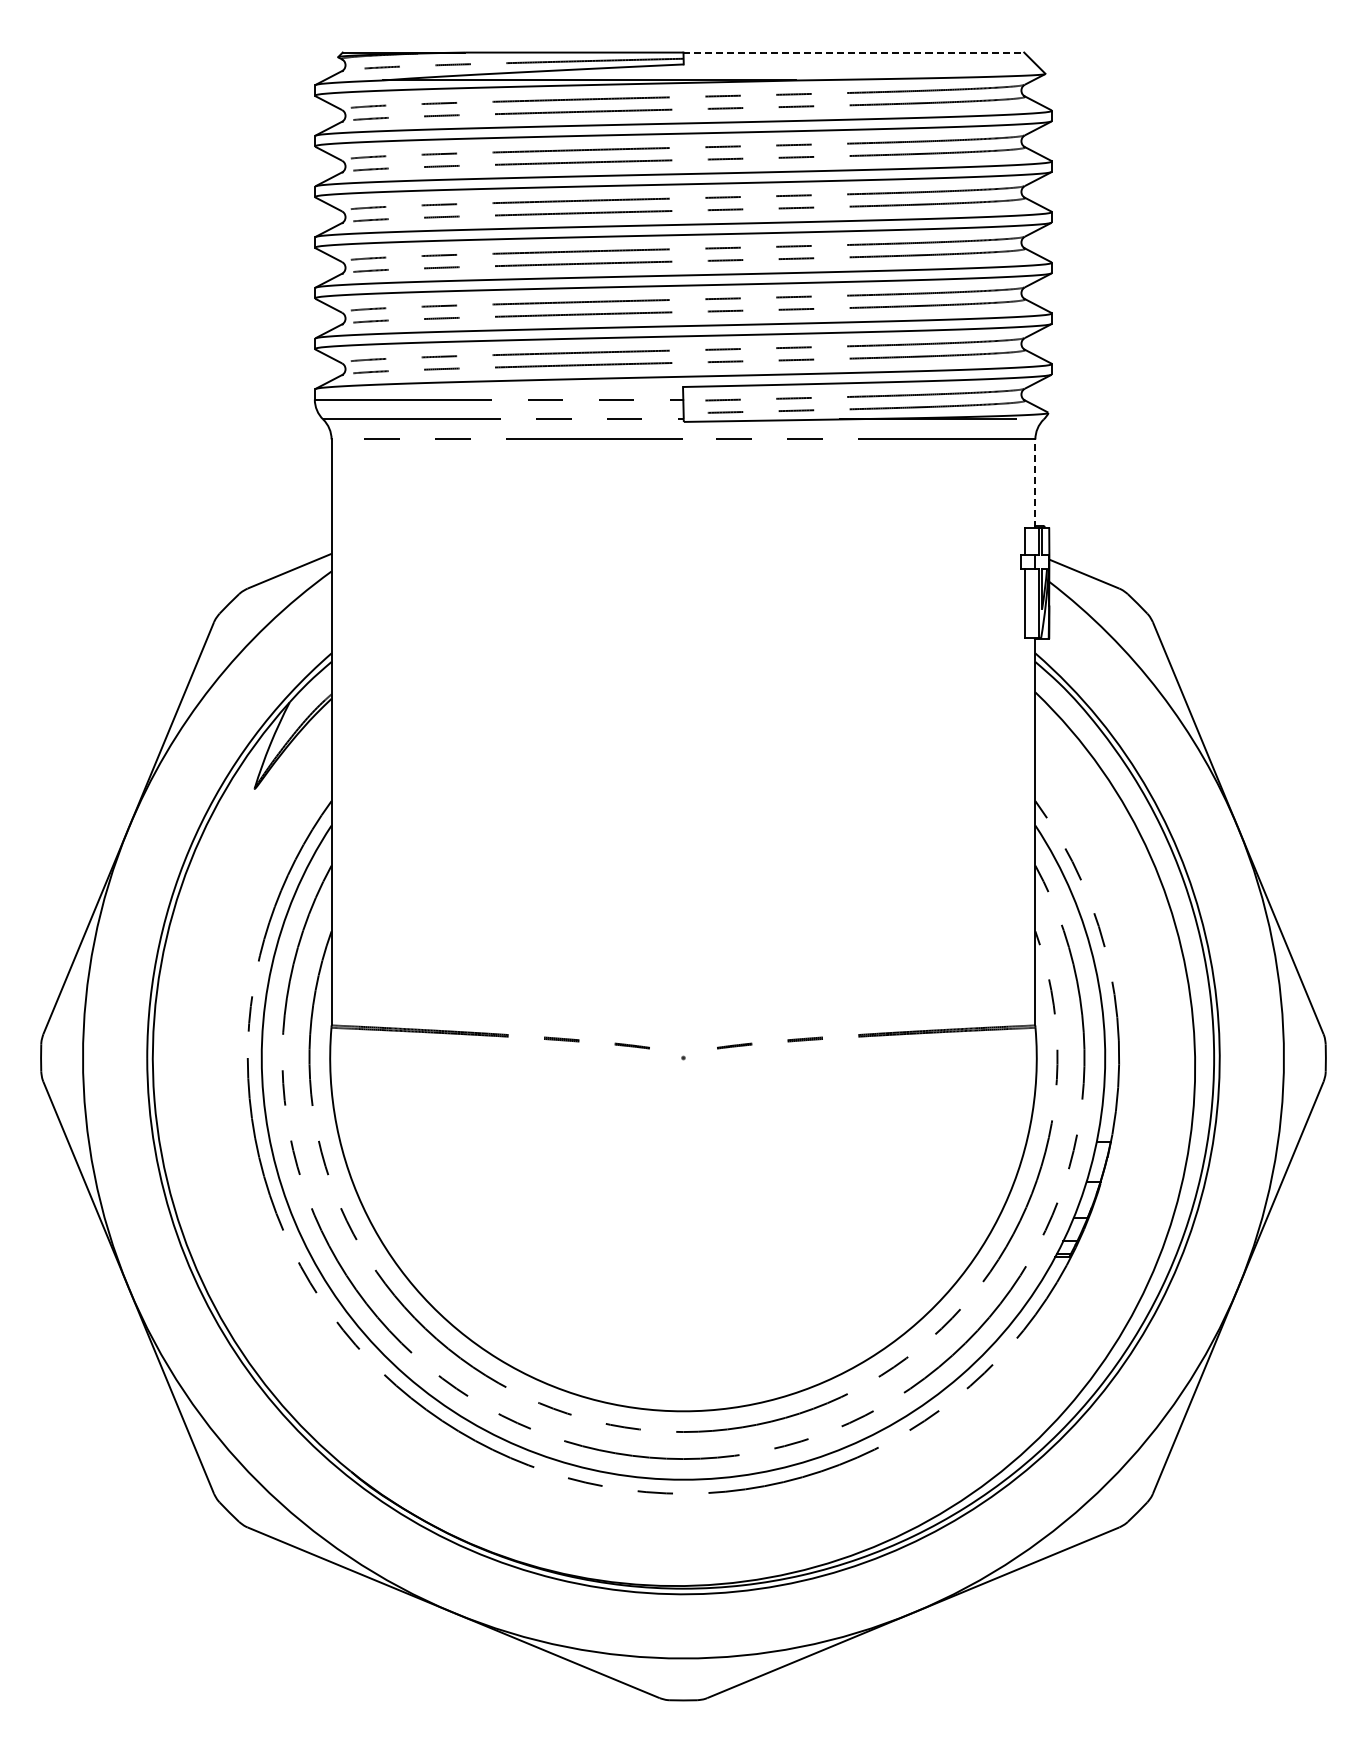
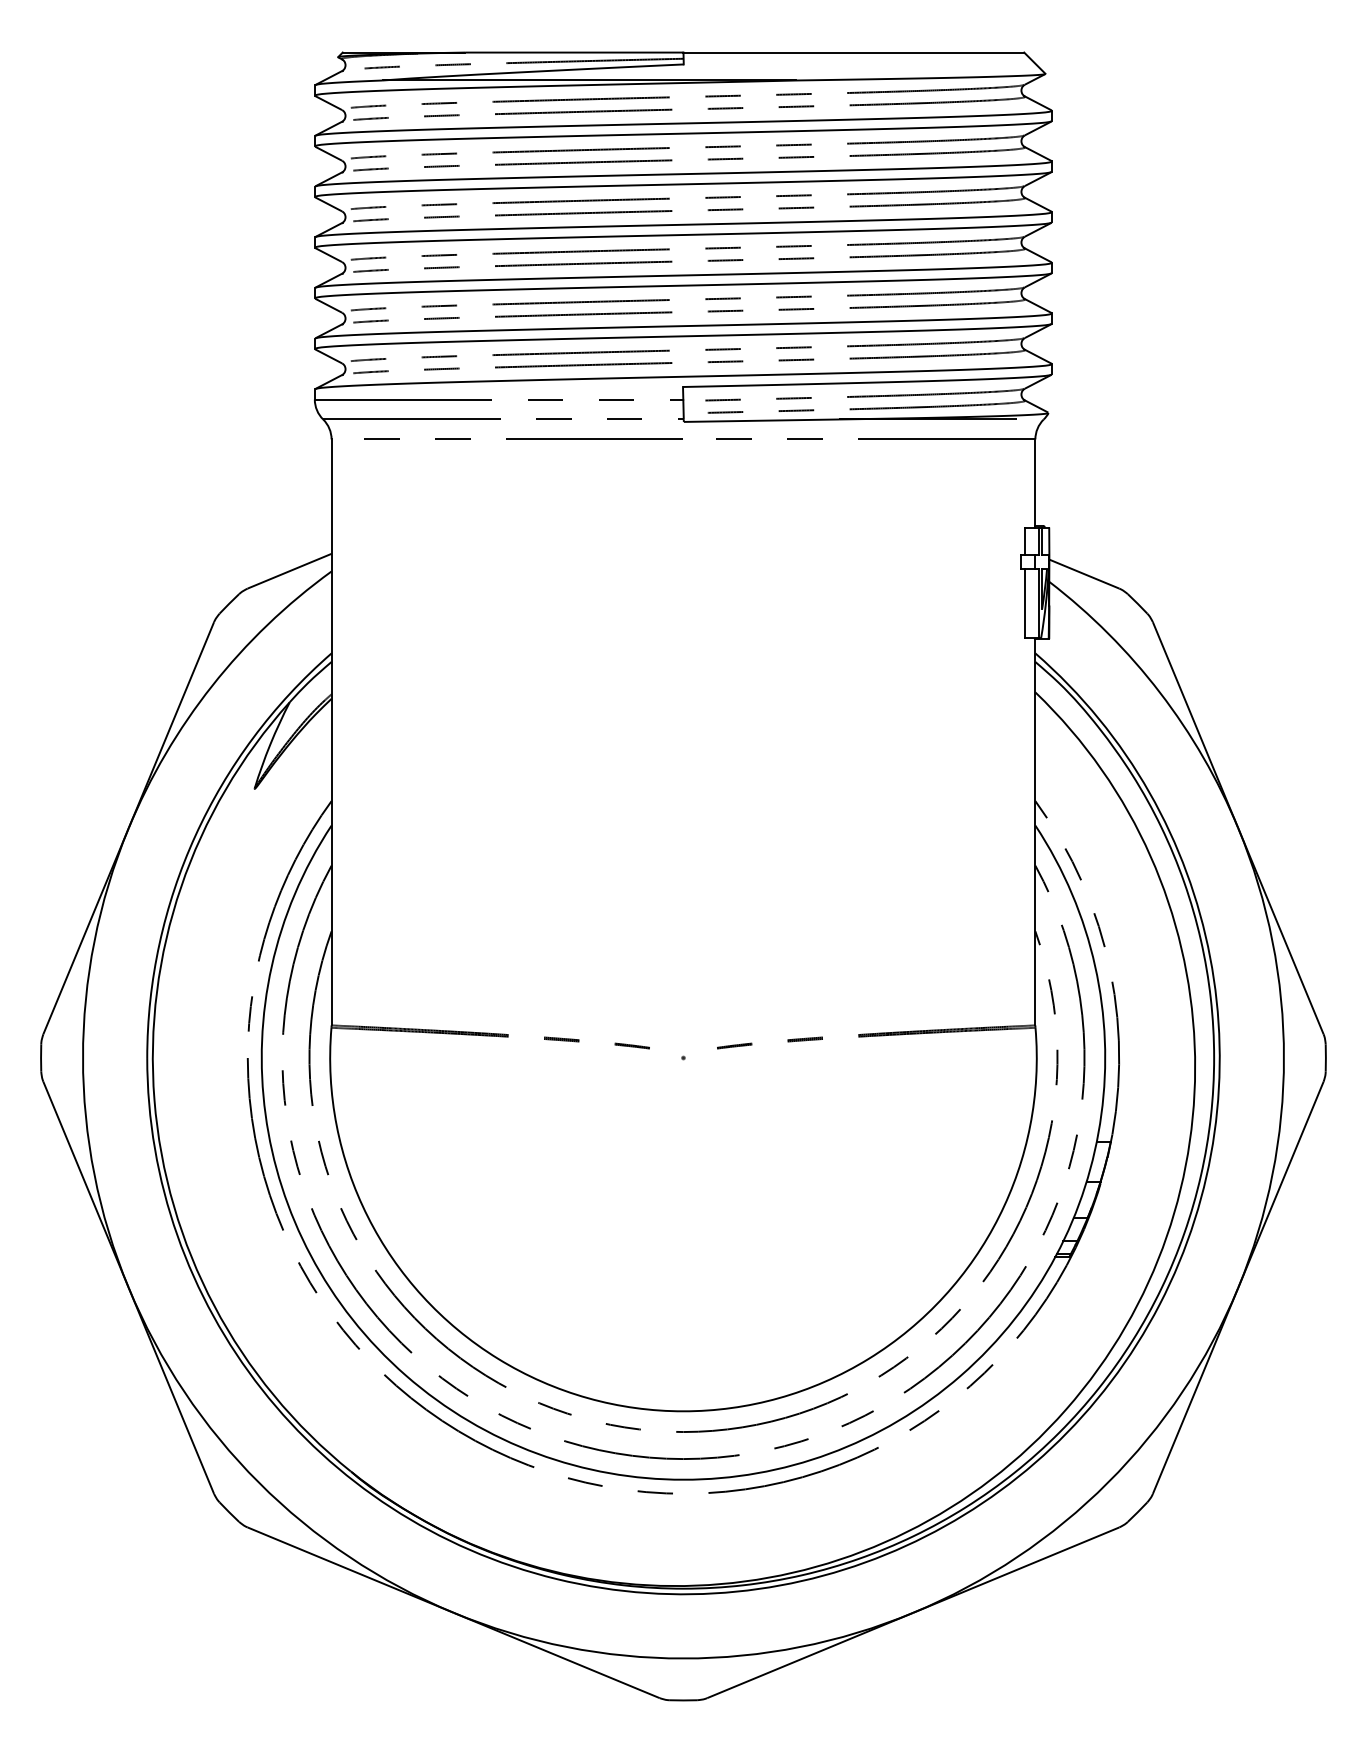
line: dashed -> solid (854, 52)
line: dashed -> solid (1035, 482)
